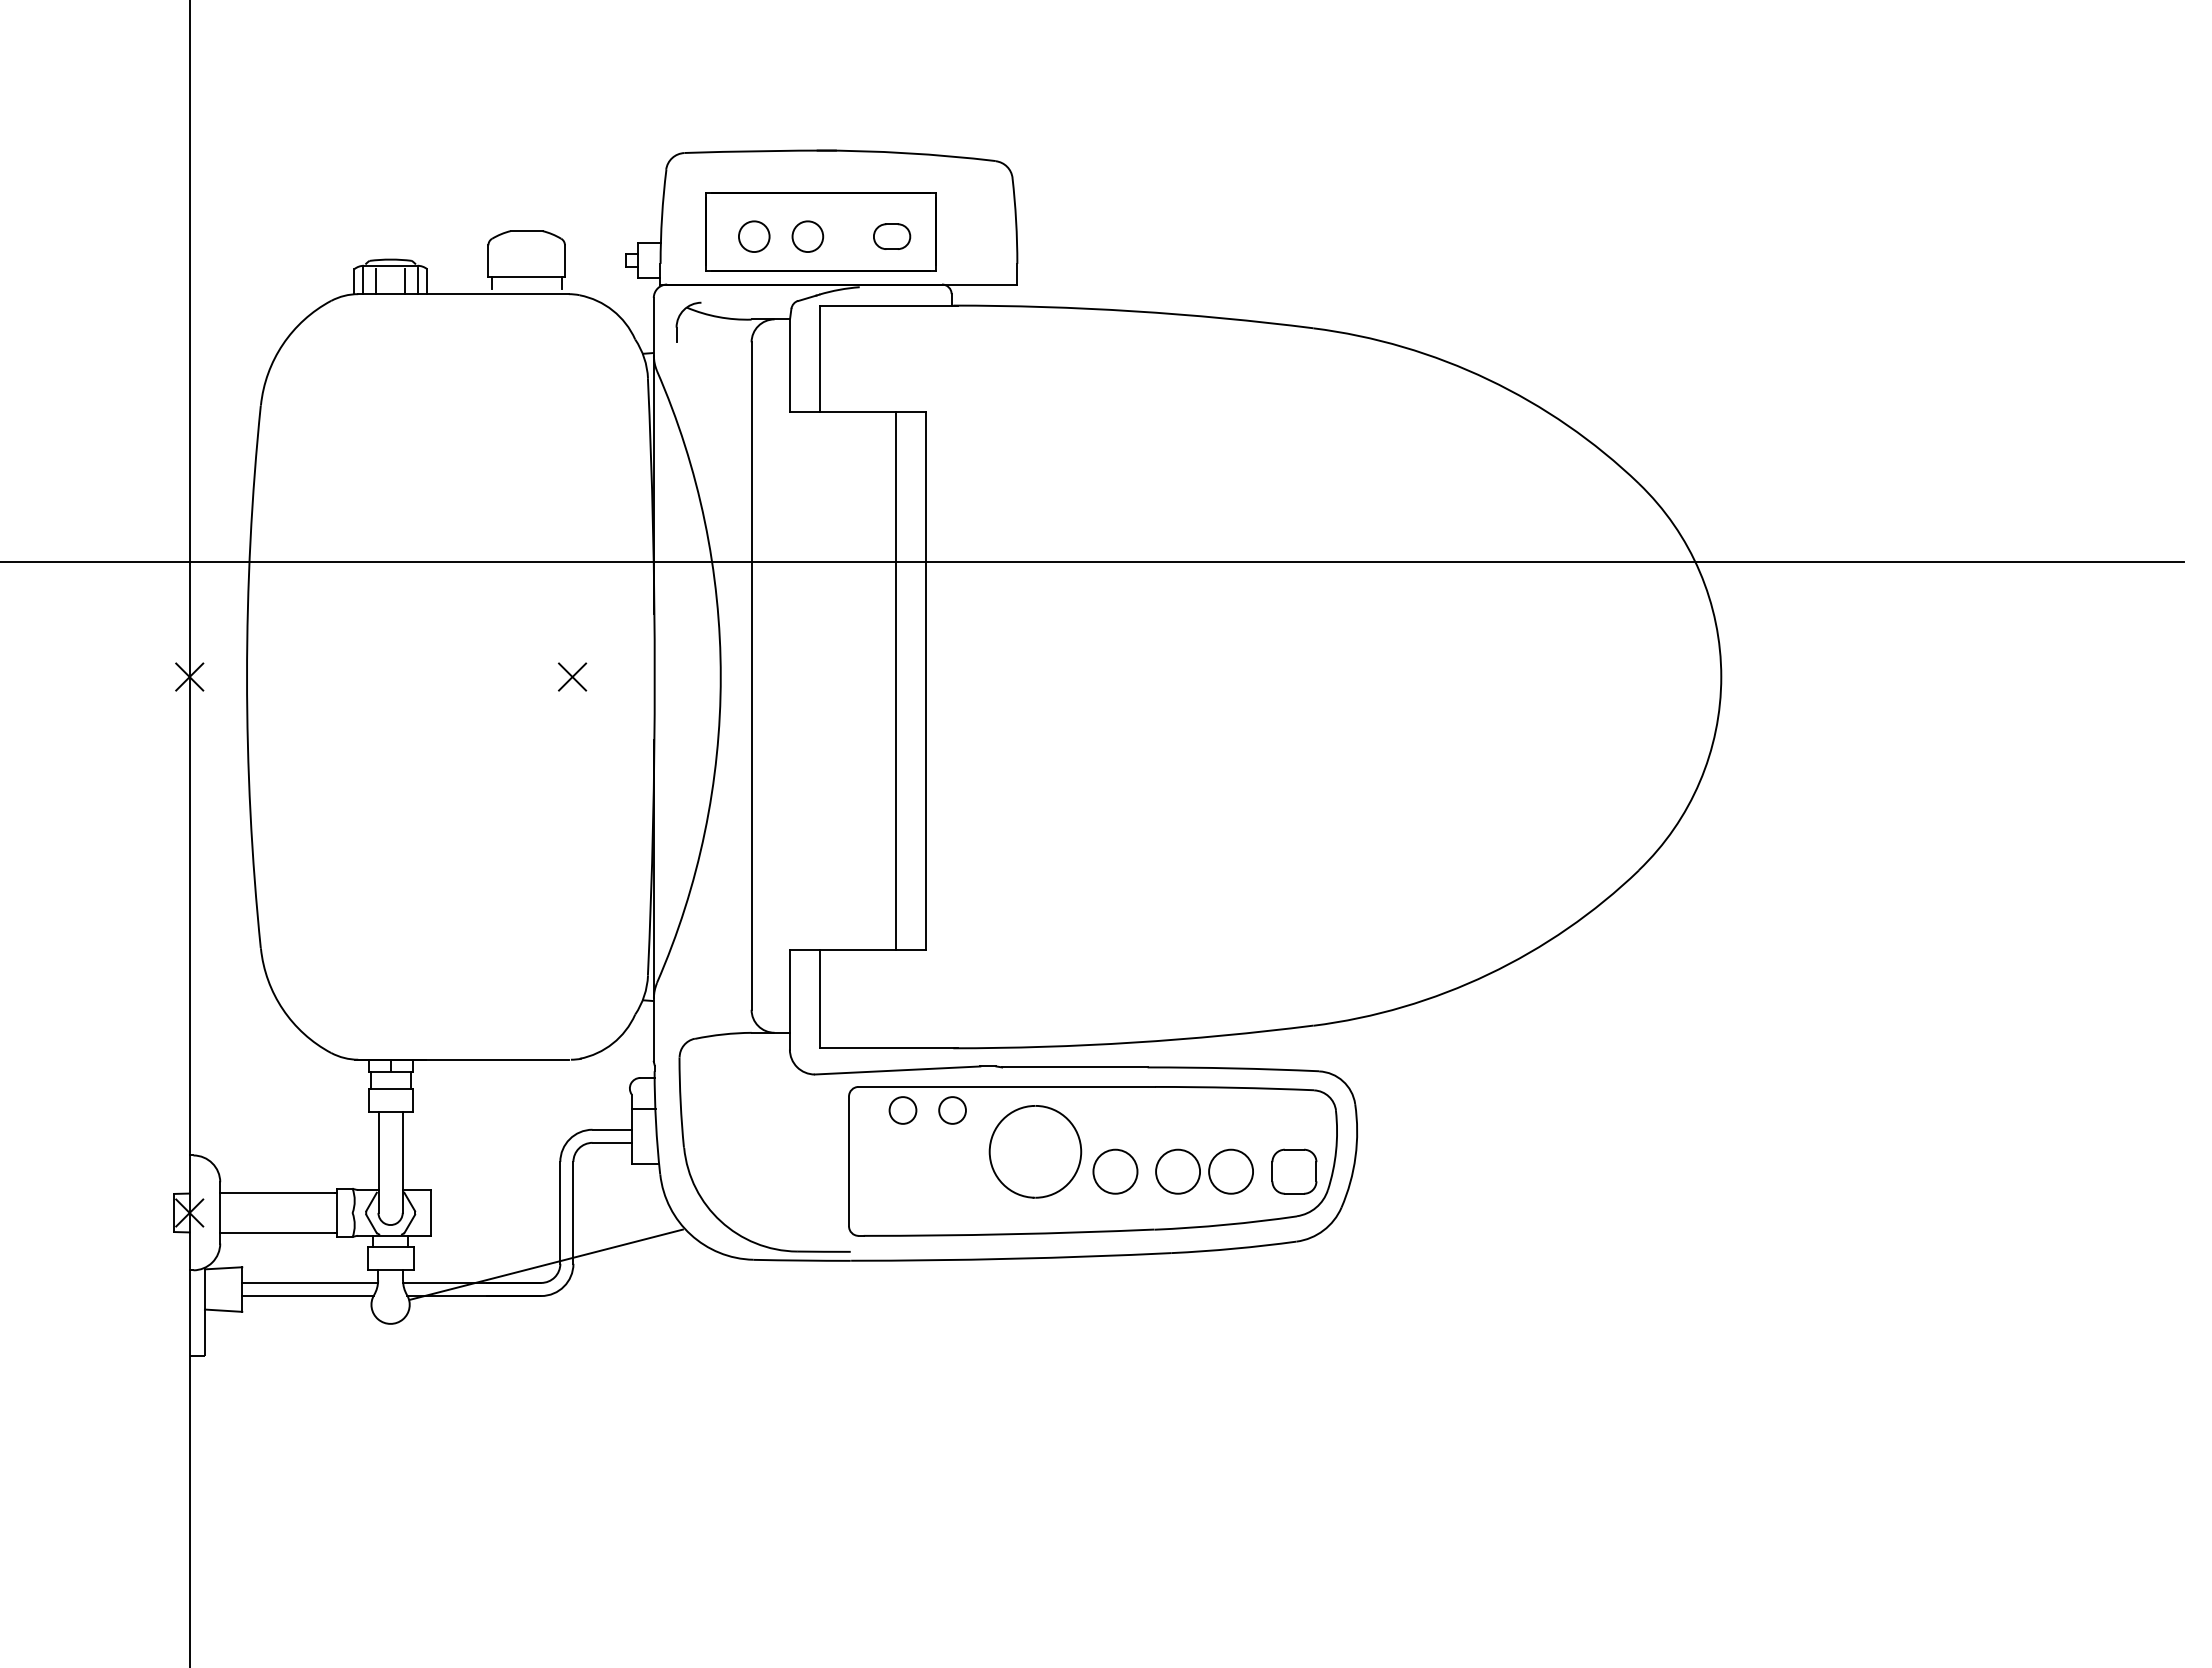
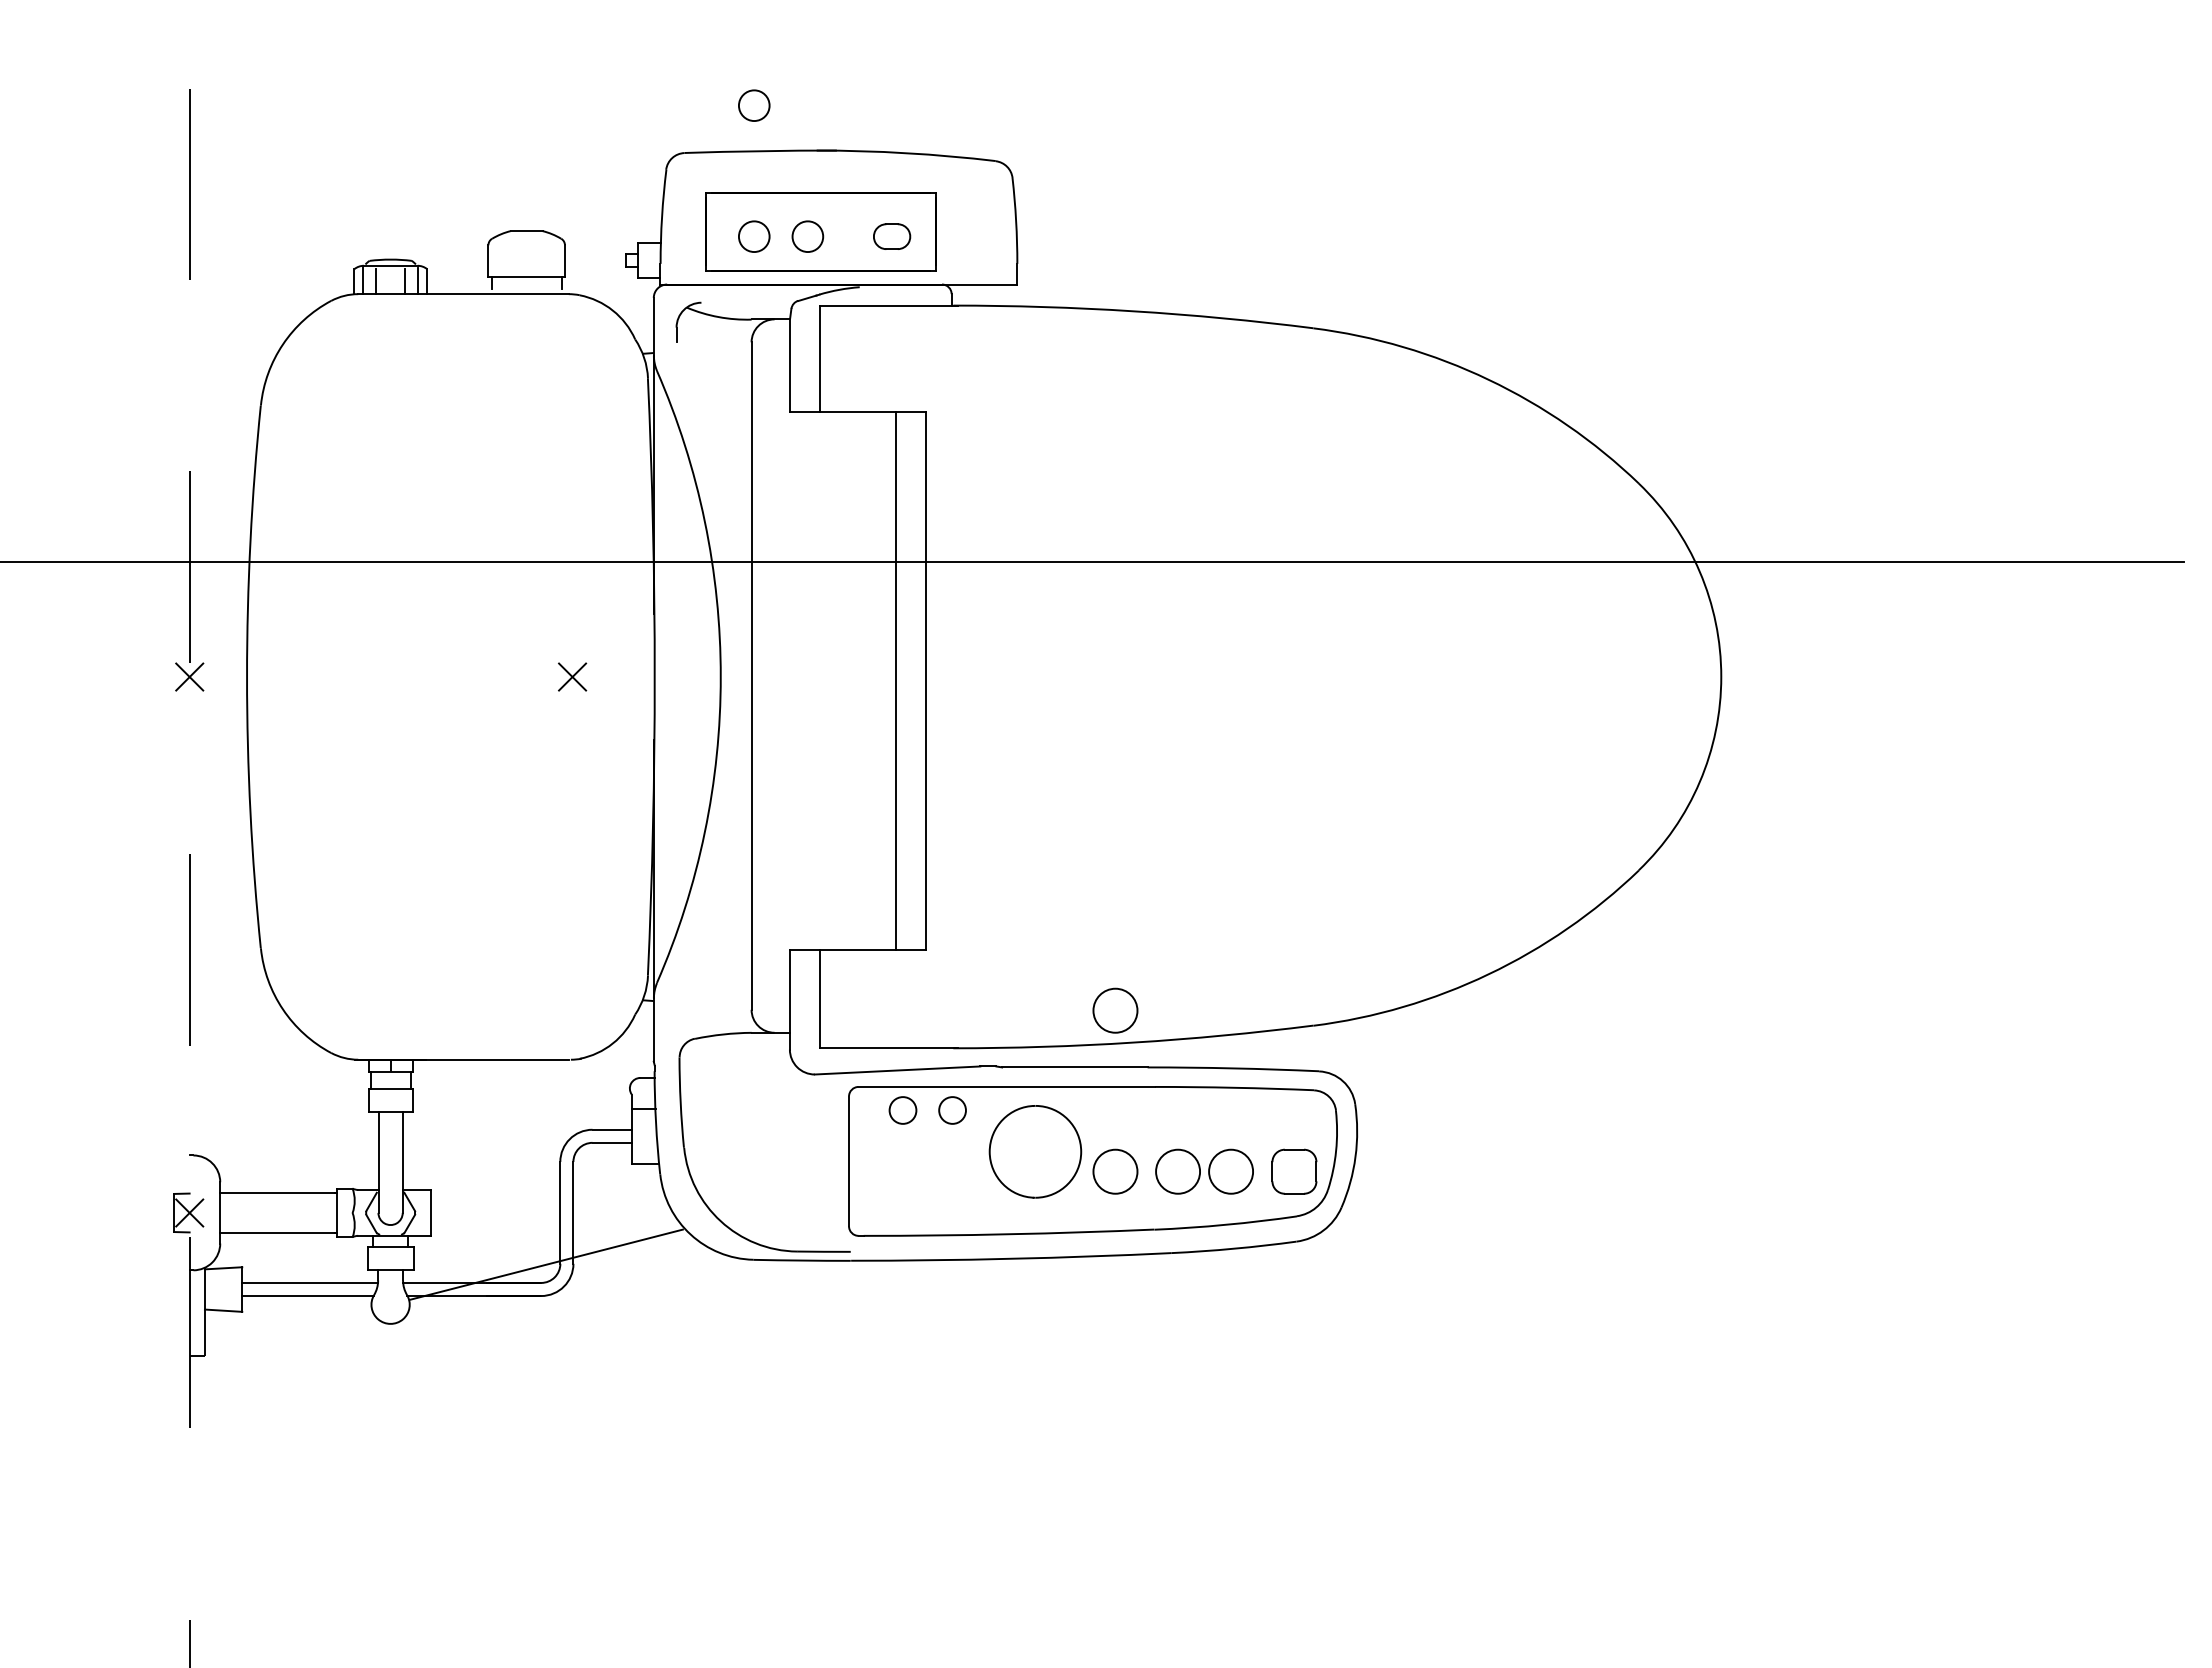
part: none -> present (754, 105)
line: solid -> dashed (189, 833)
part: none -> present (1115, 1010)
